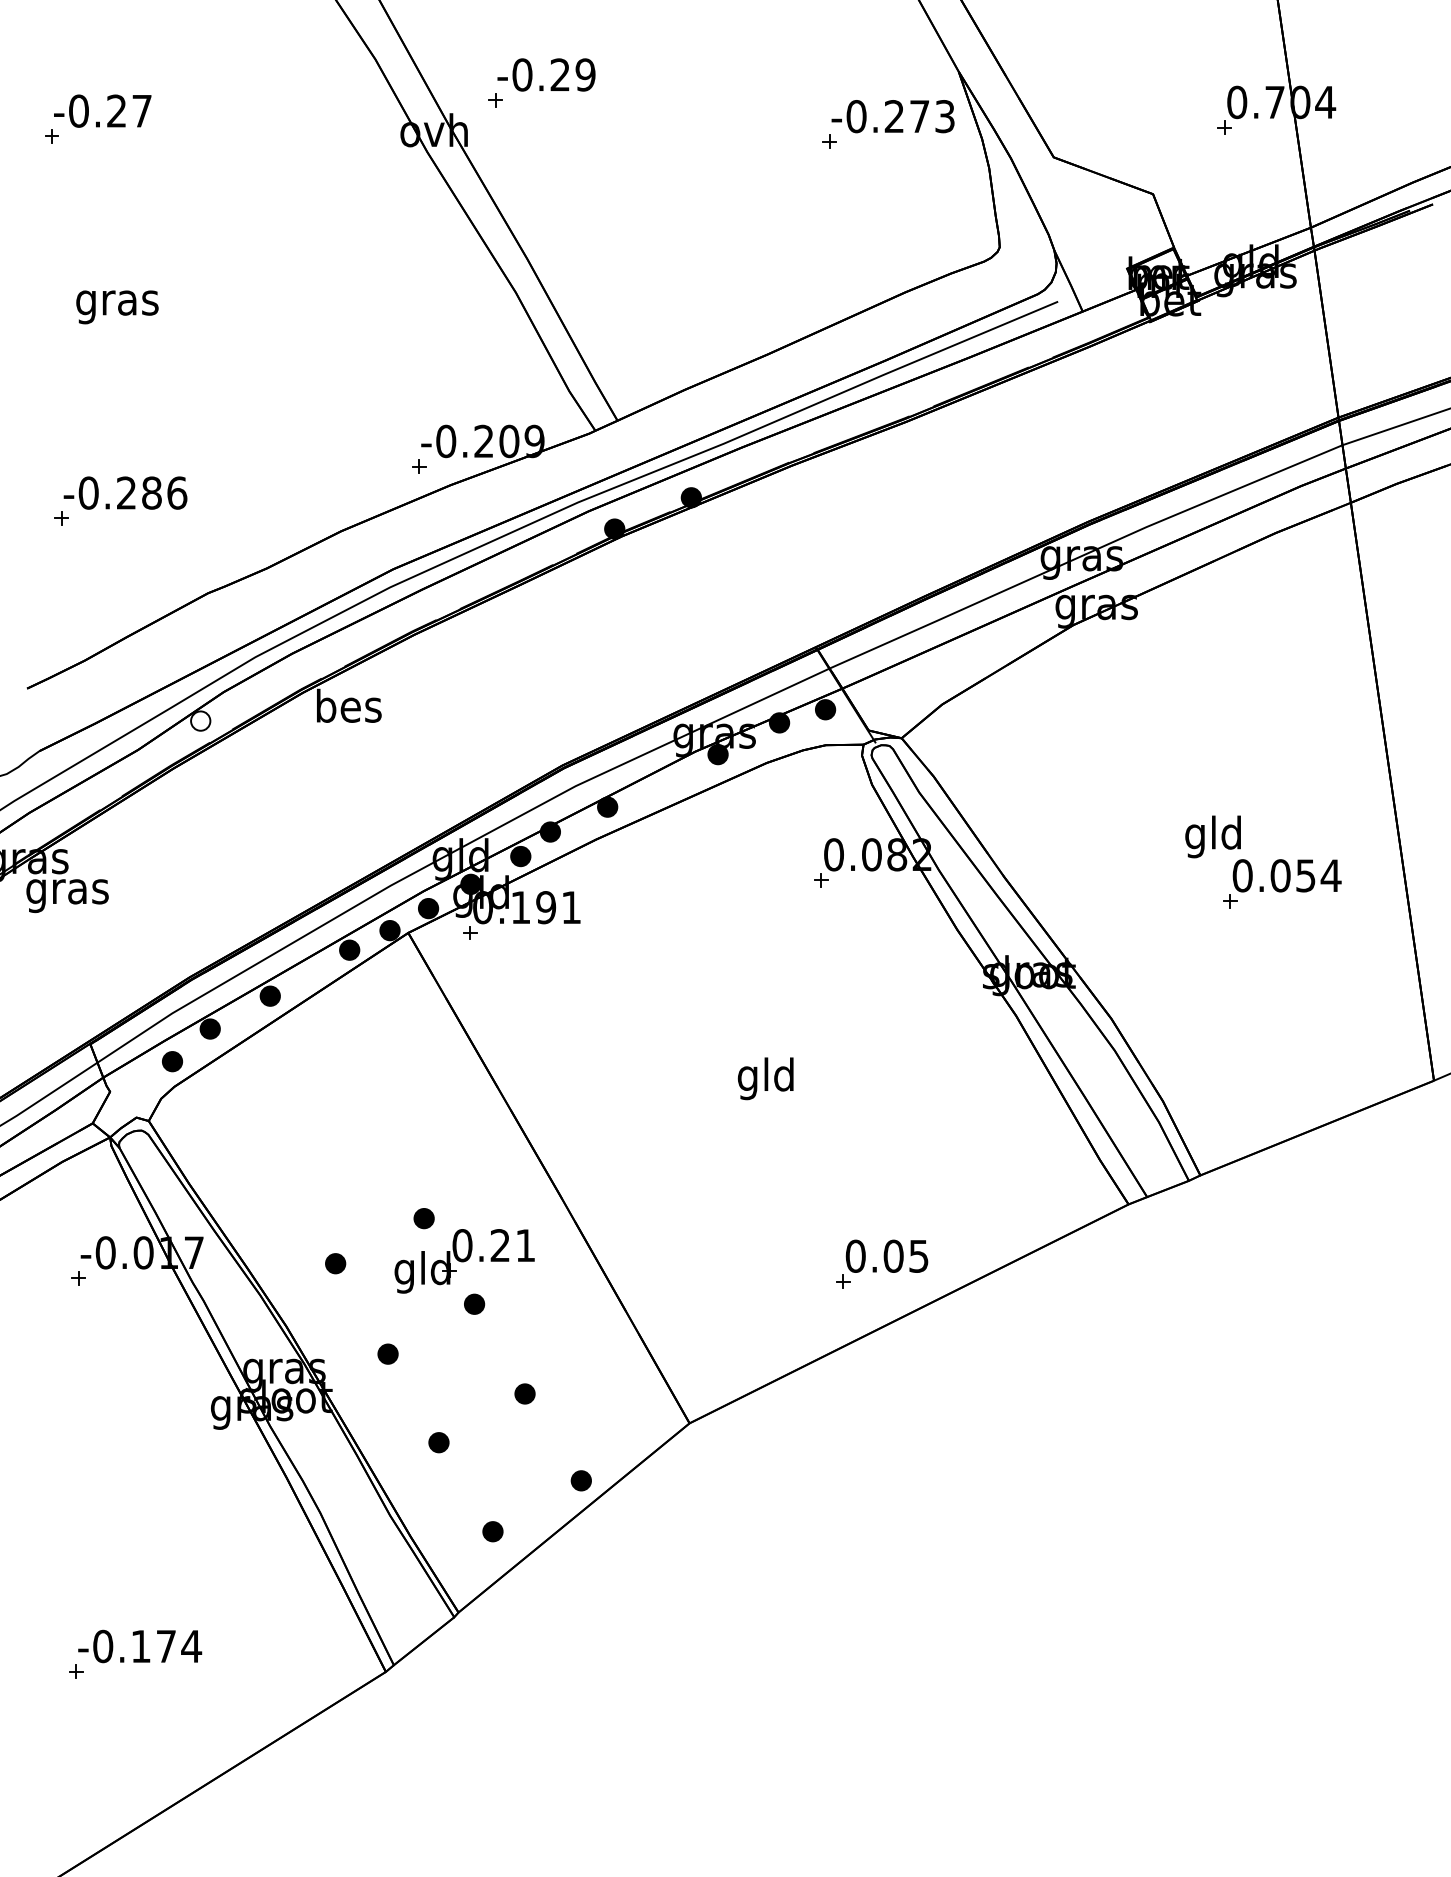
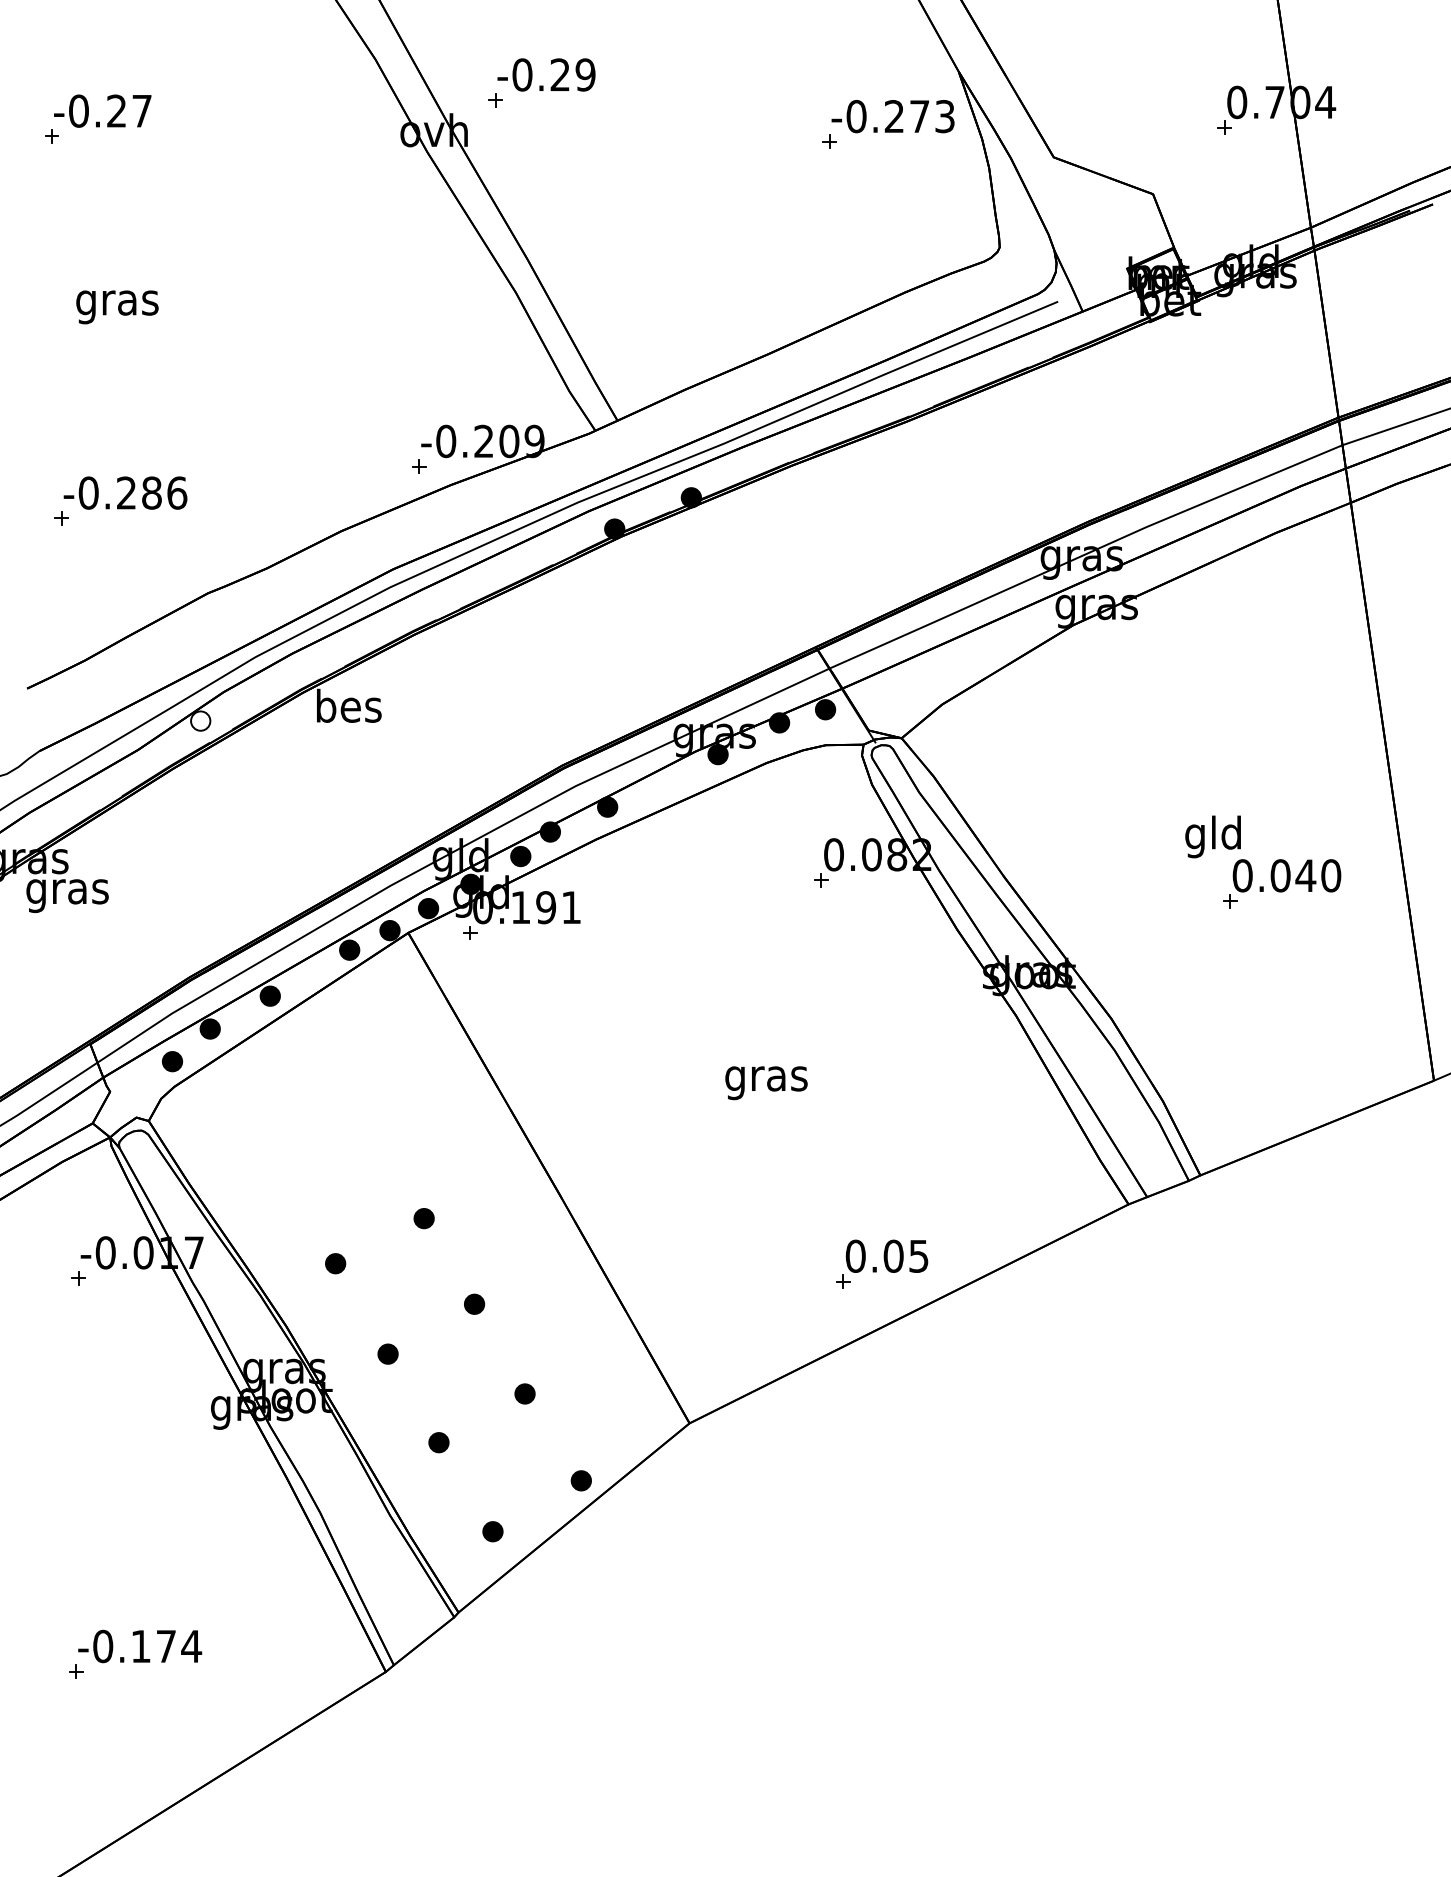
text: 0.054 -> 0.040 (1318, 875)
text: gld -> gras (766, 1078)
part: present -> none (464, 1261)
